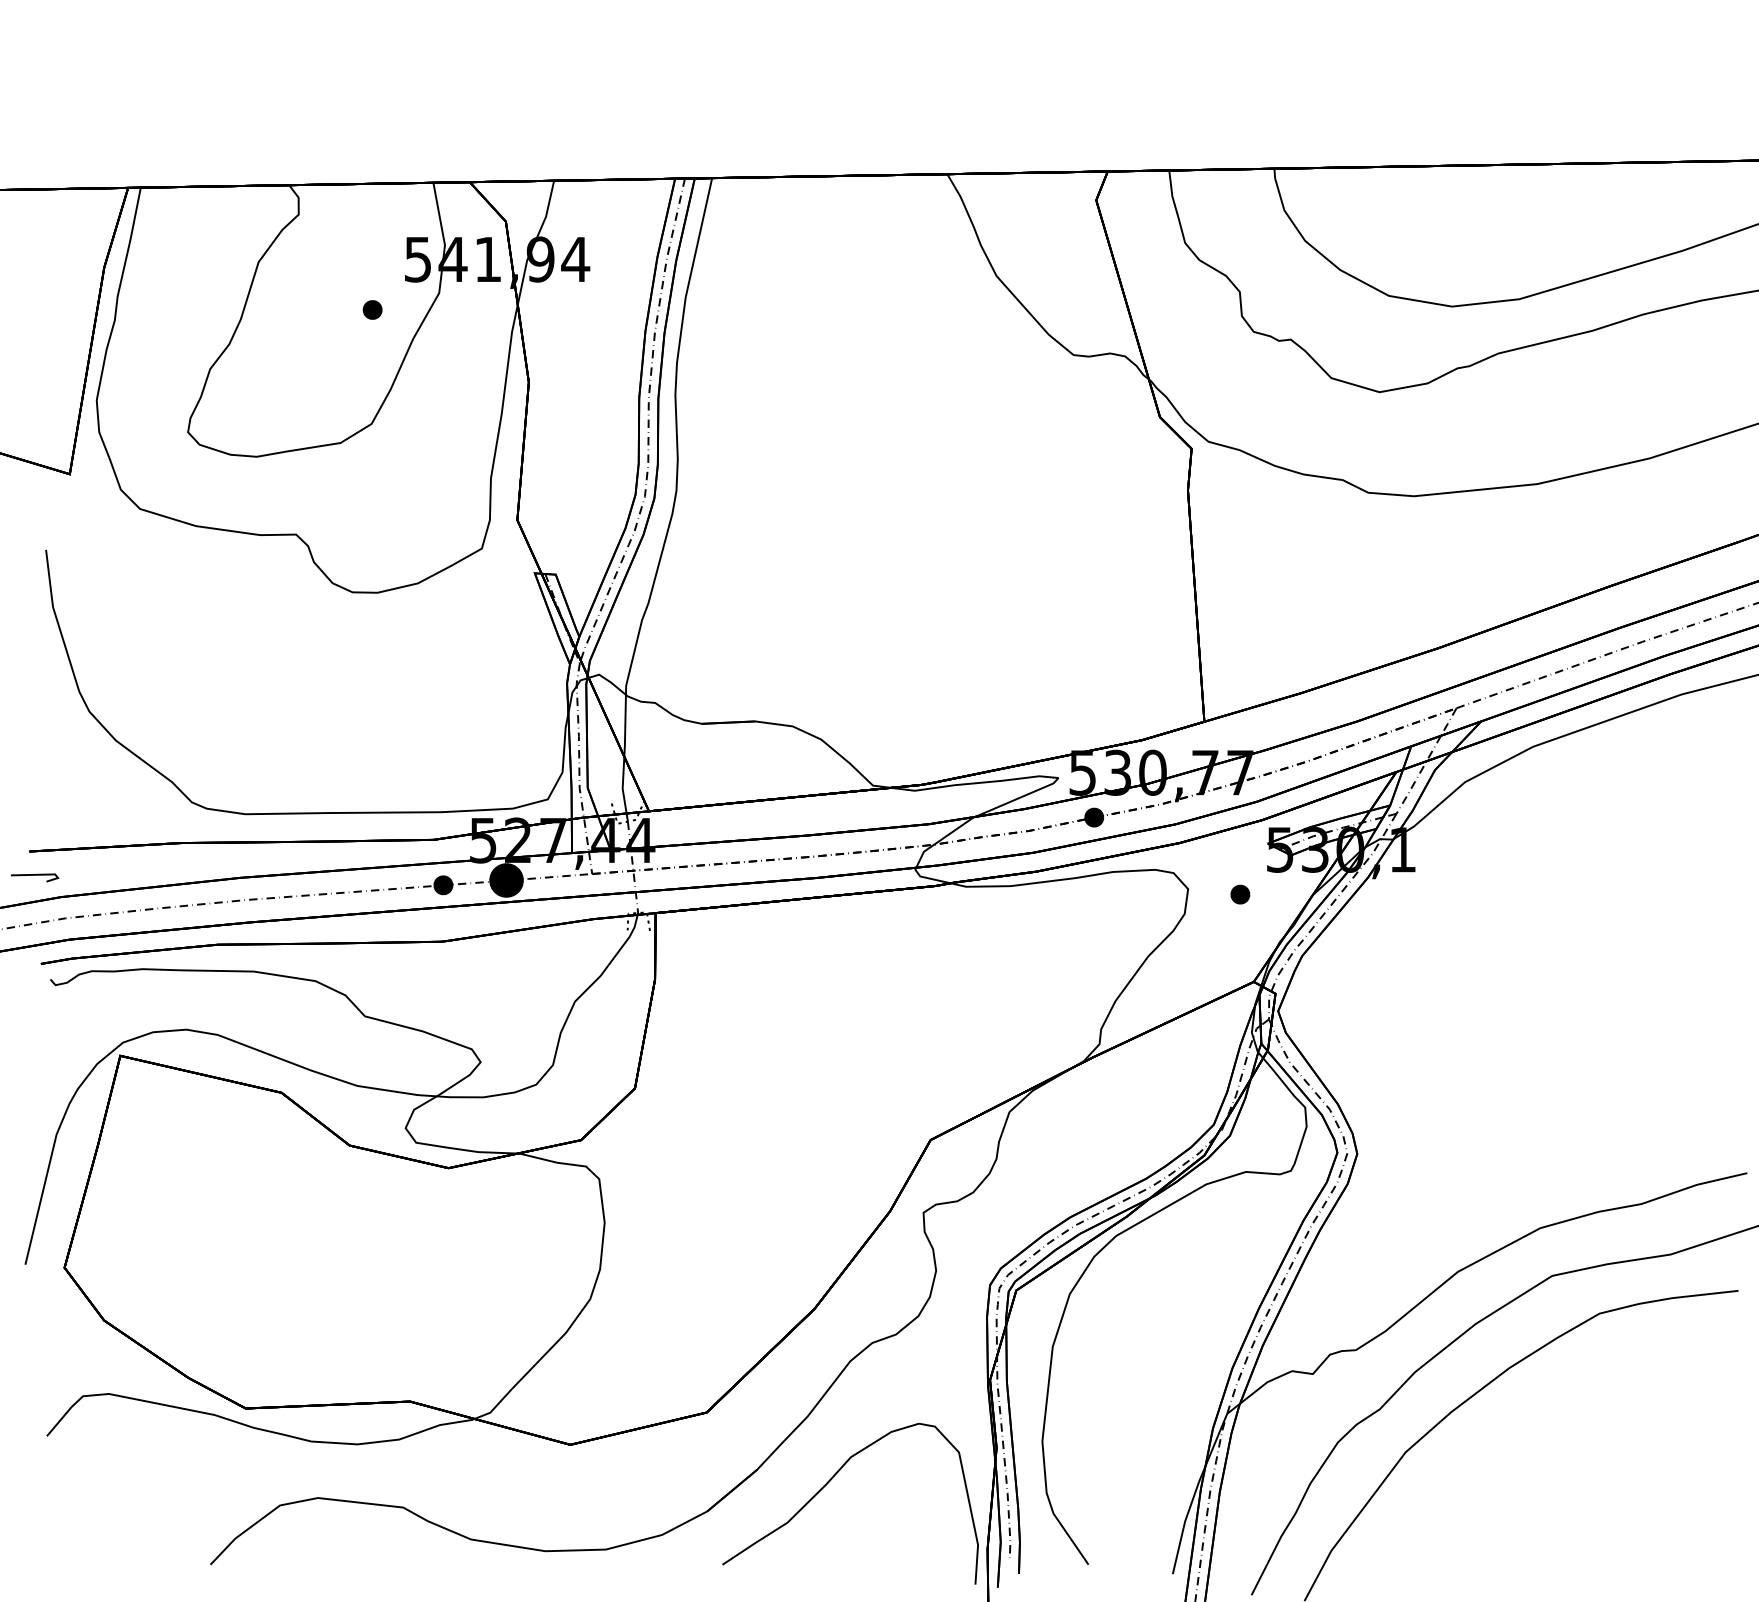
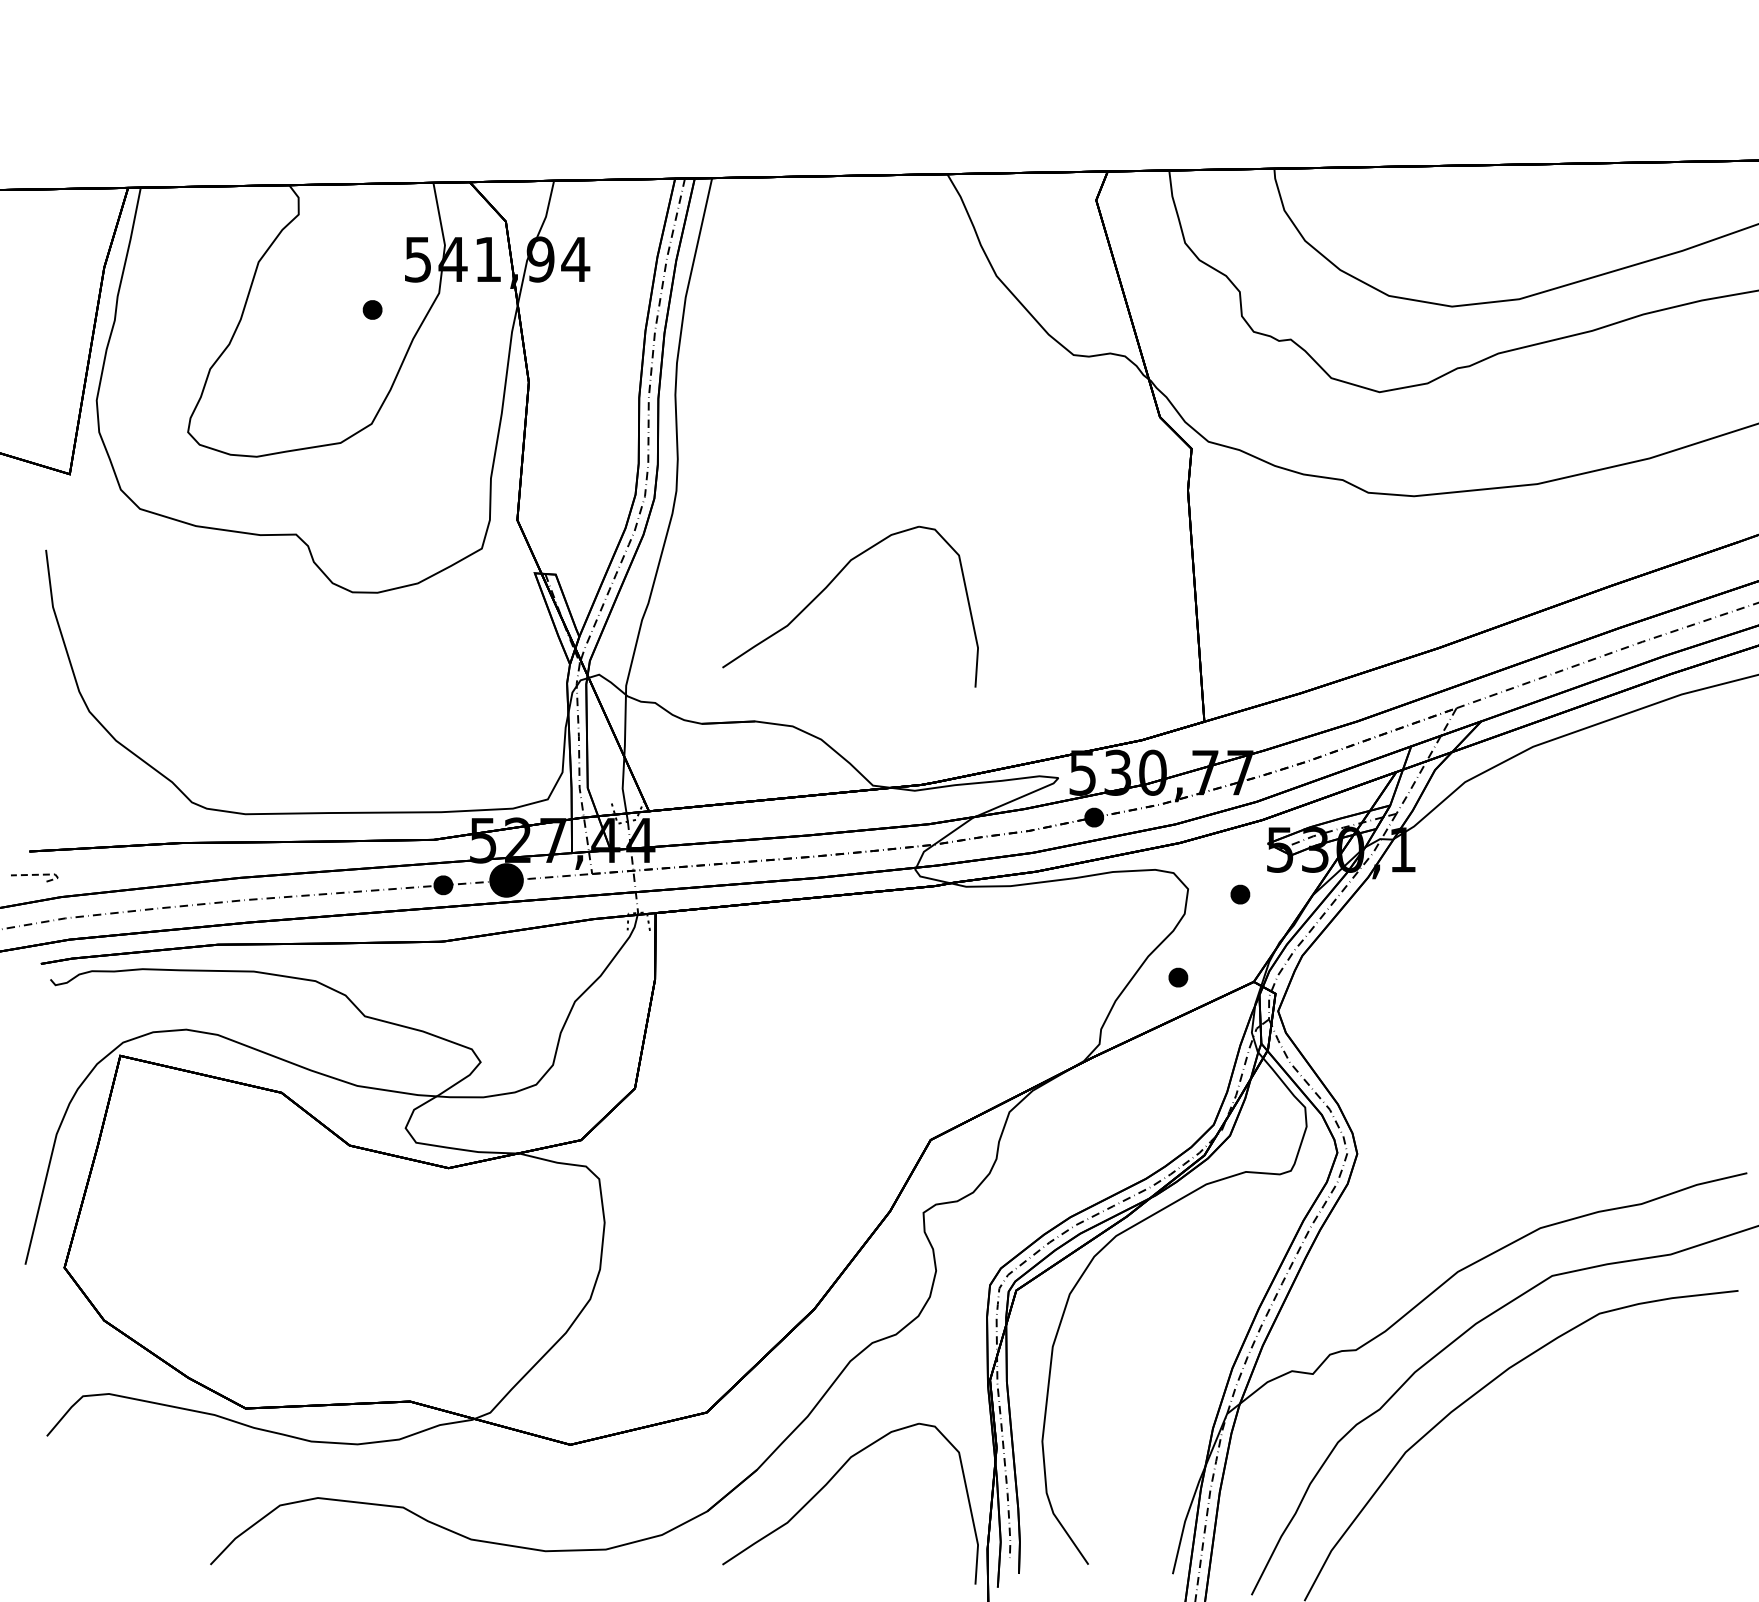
part: none -> present (829, 585)
line: solid -> dashed (42, 874)
part: none -> present (1178, 977)
